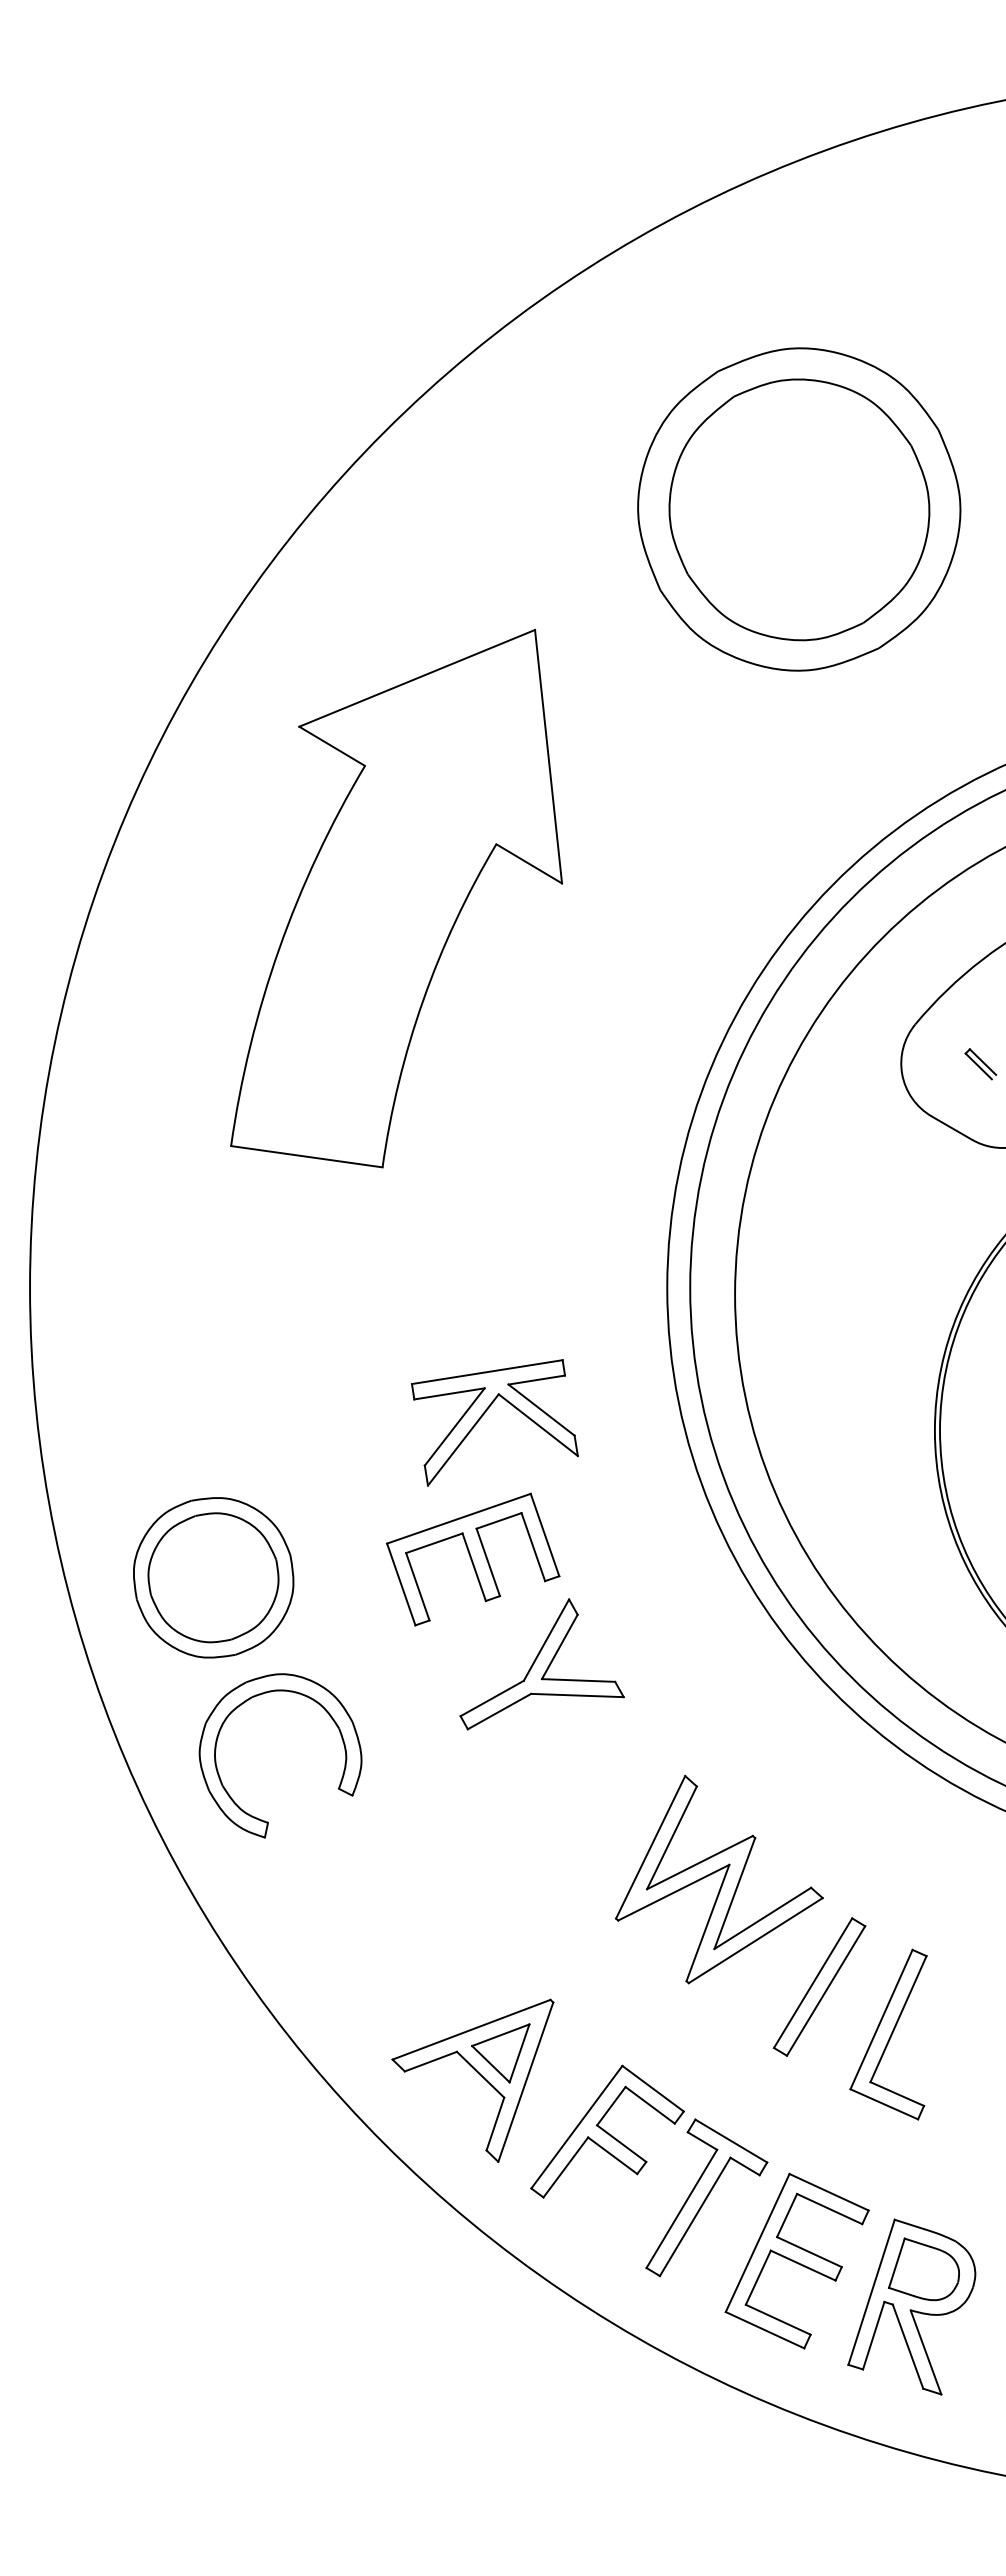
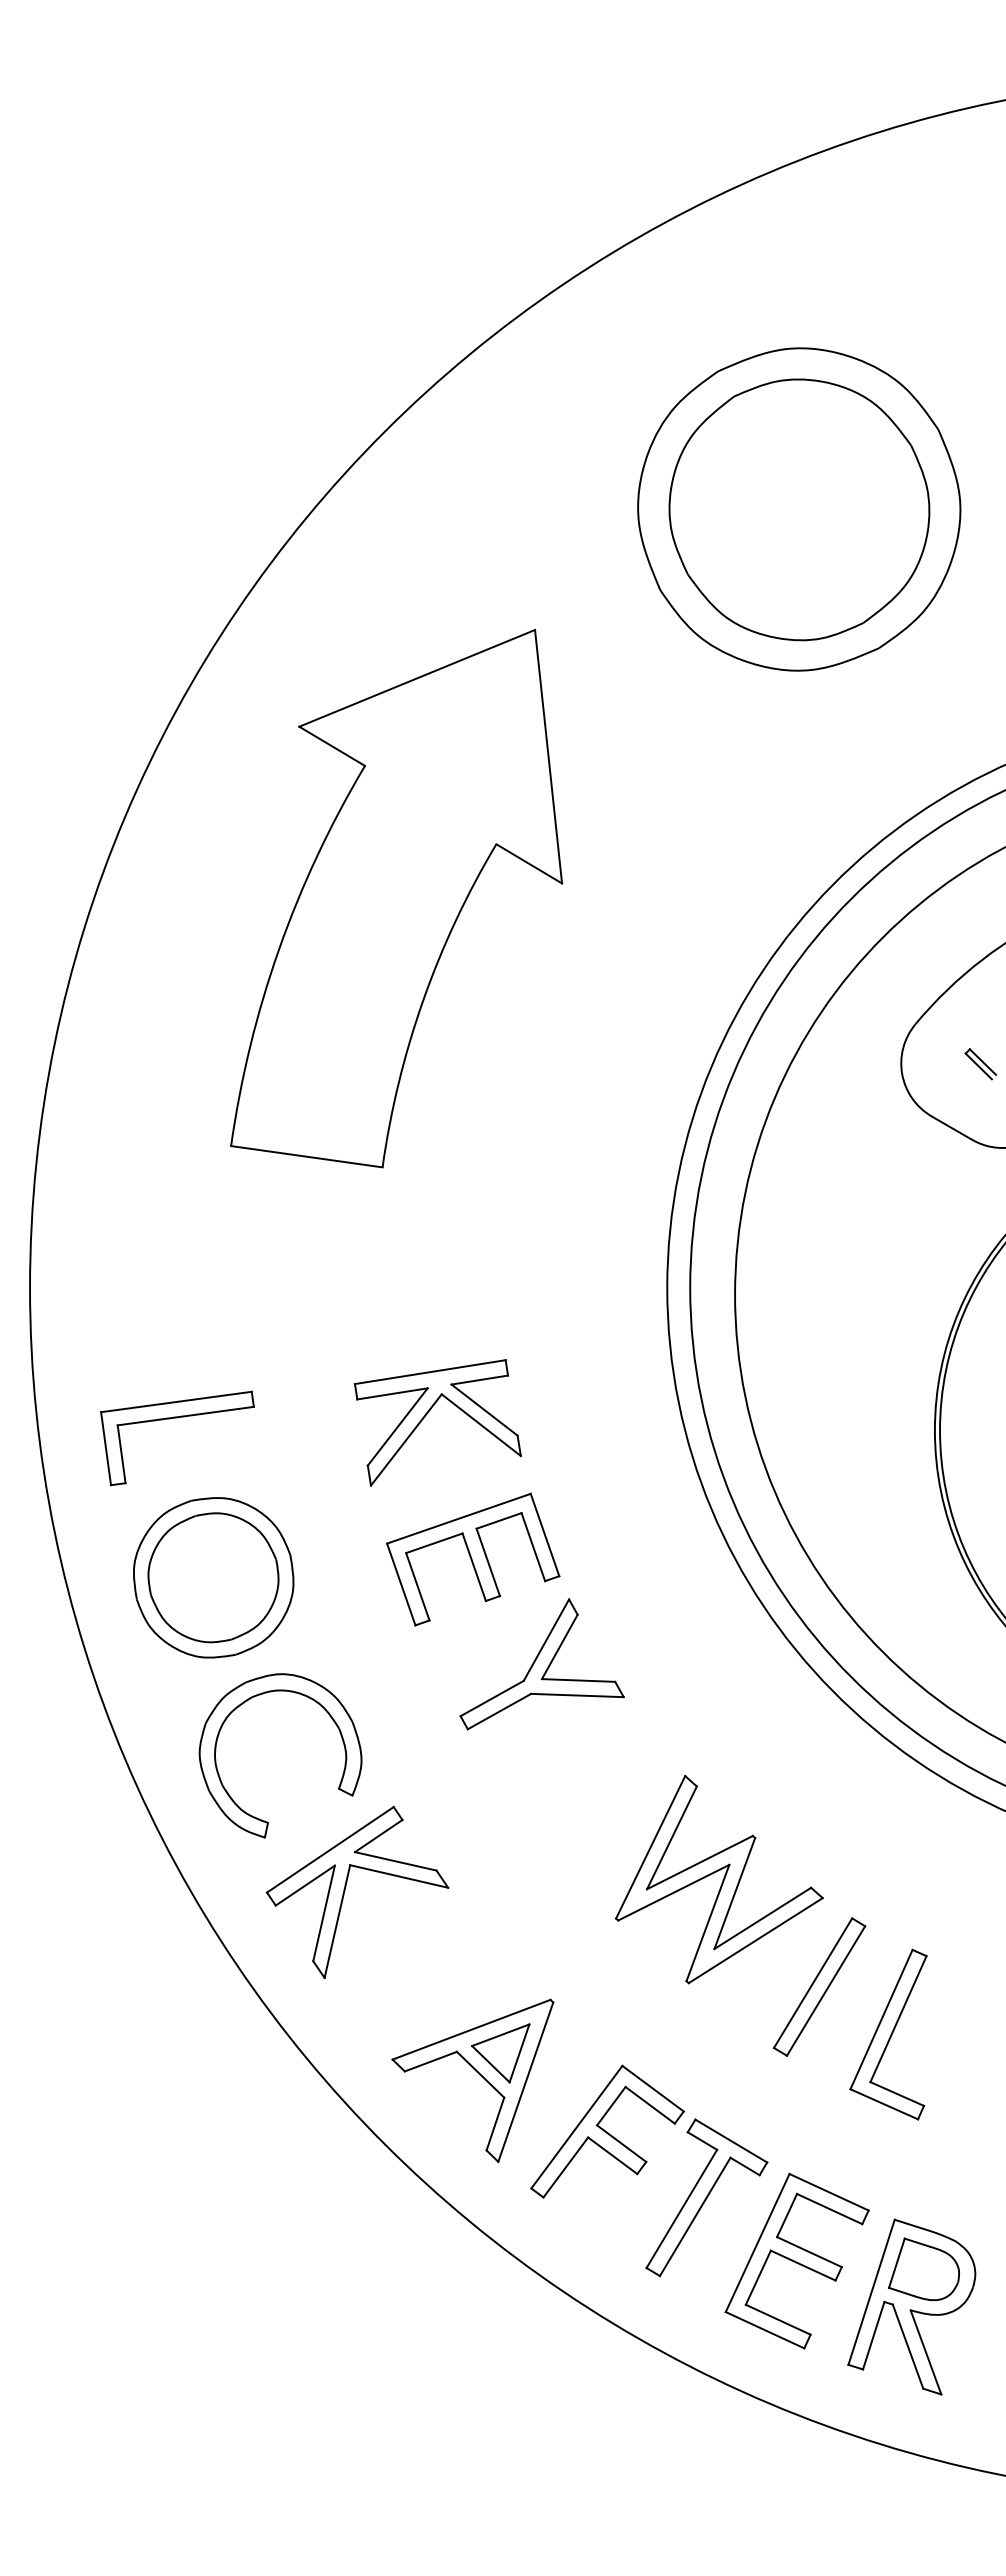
part position: (485, 1413) -> (428, 1413) (428, 1413)
part: none -> present (177, 1418)
part: none -> present (345, 1891)
